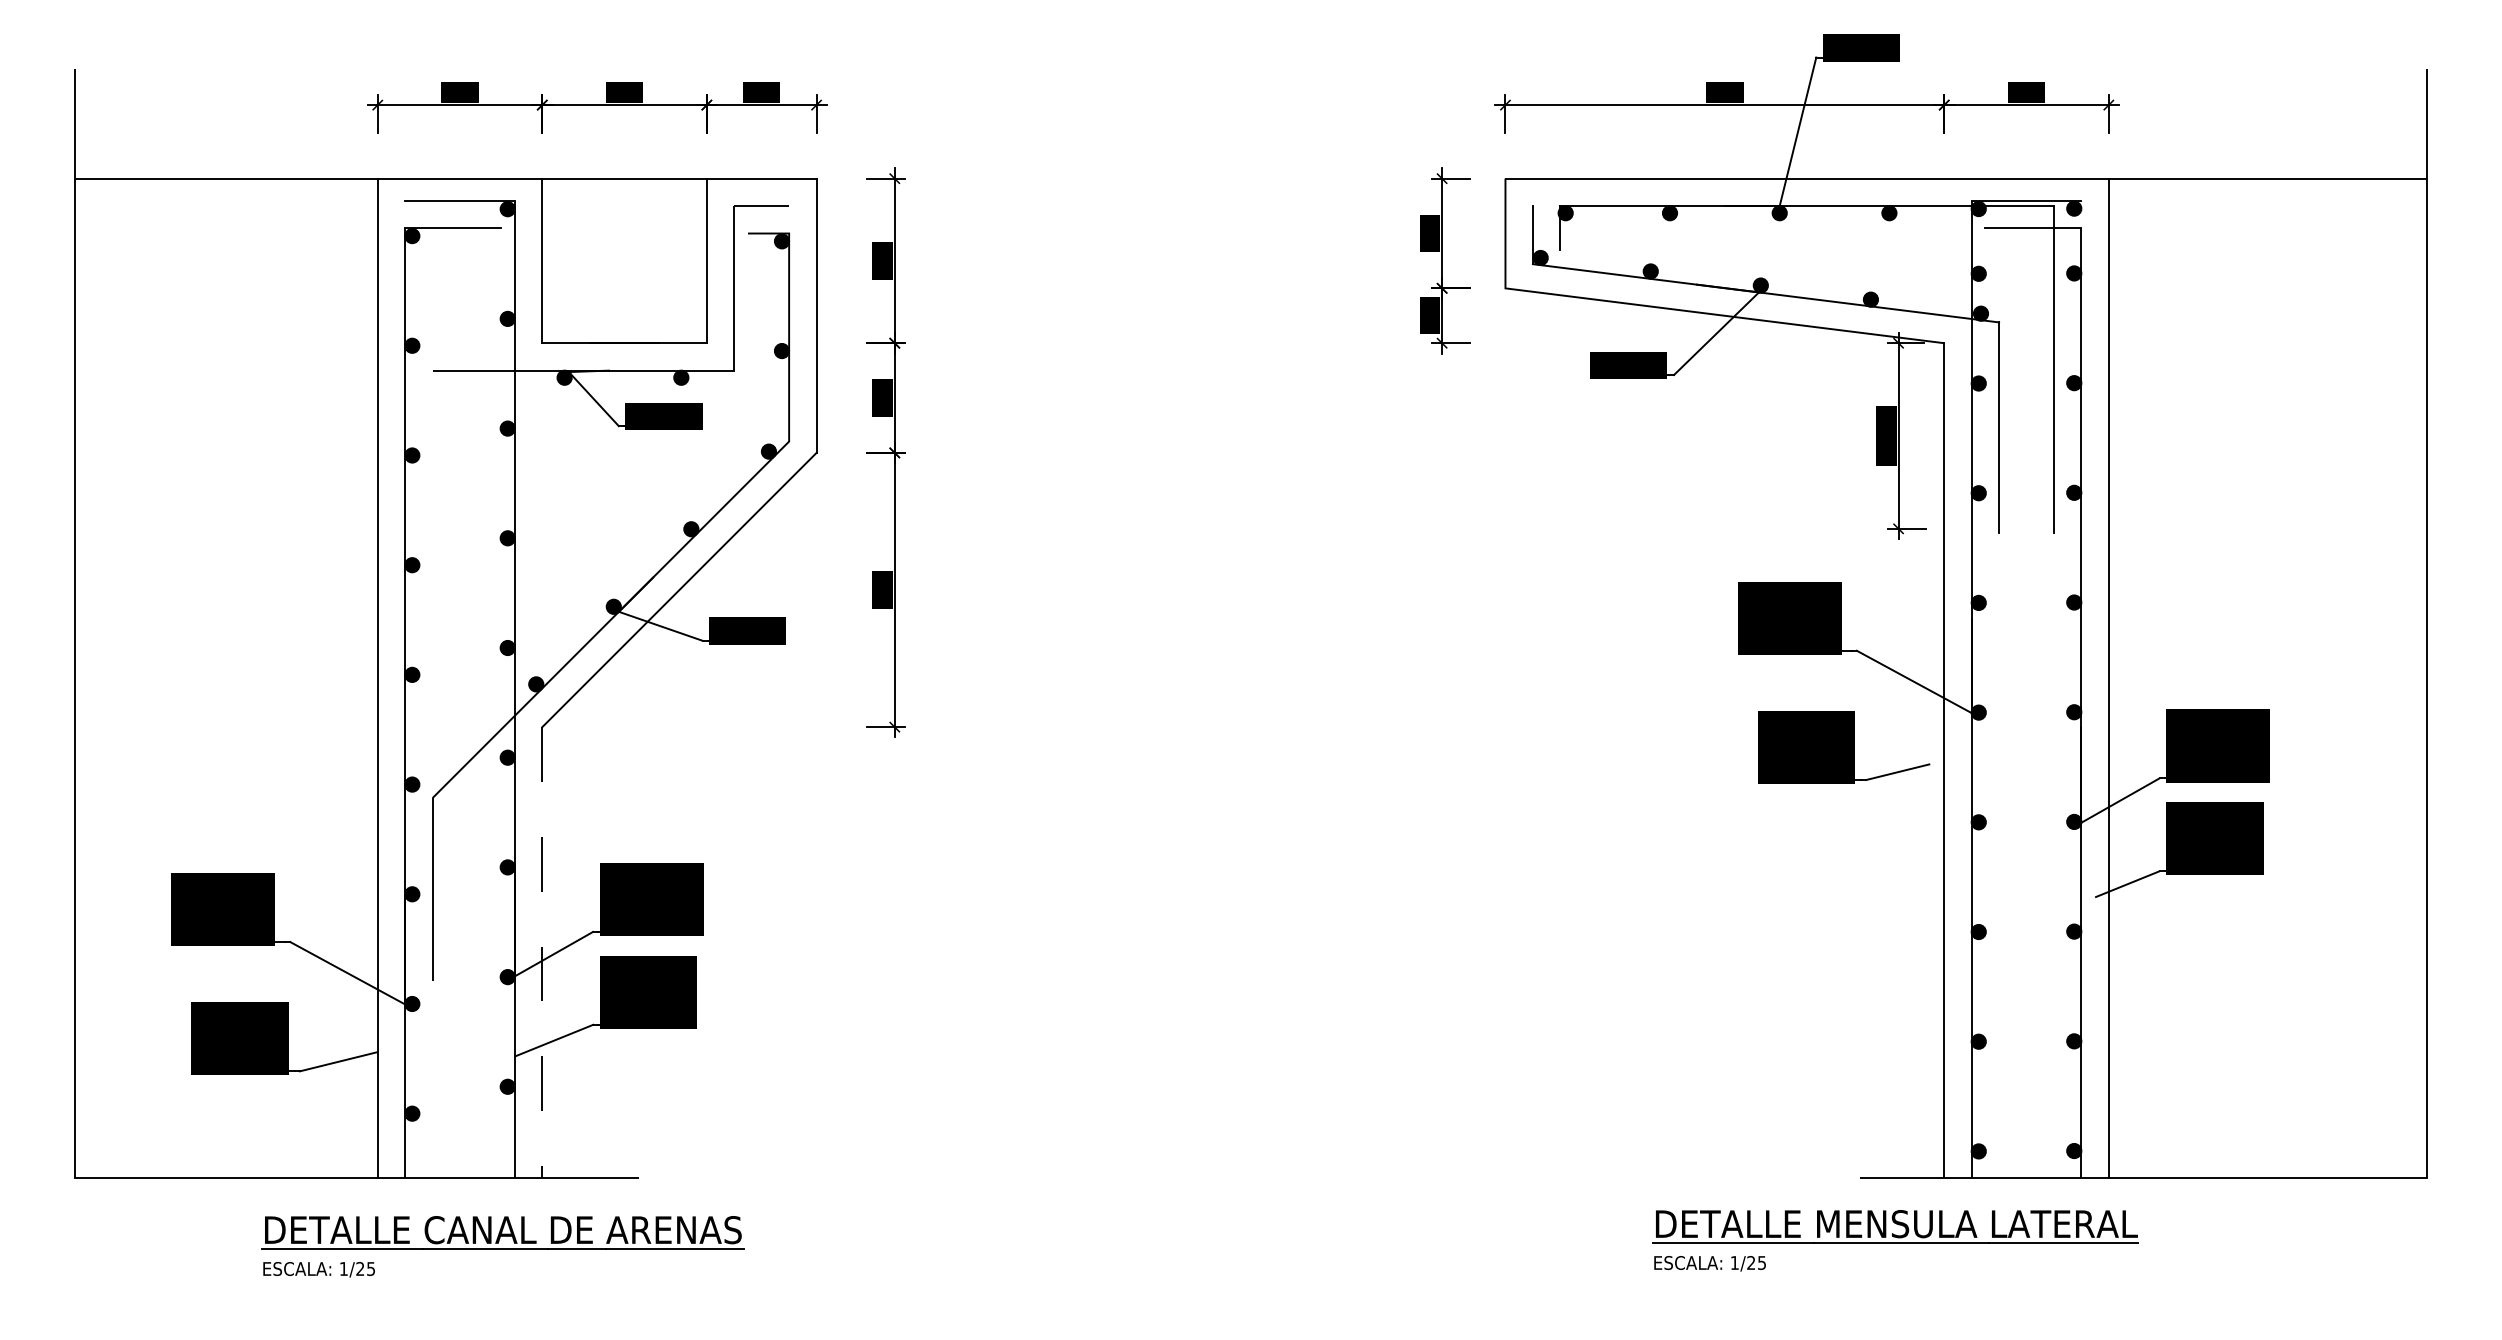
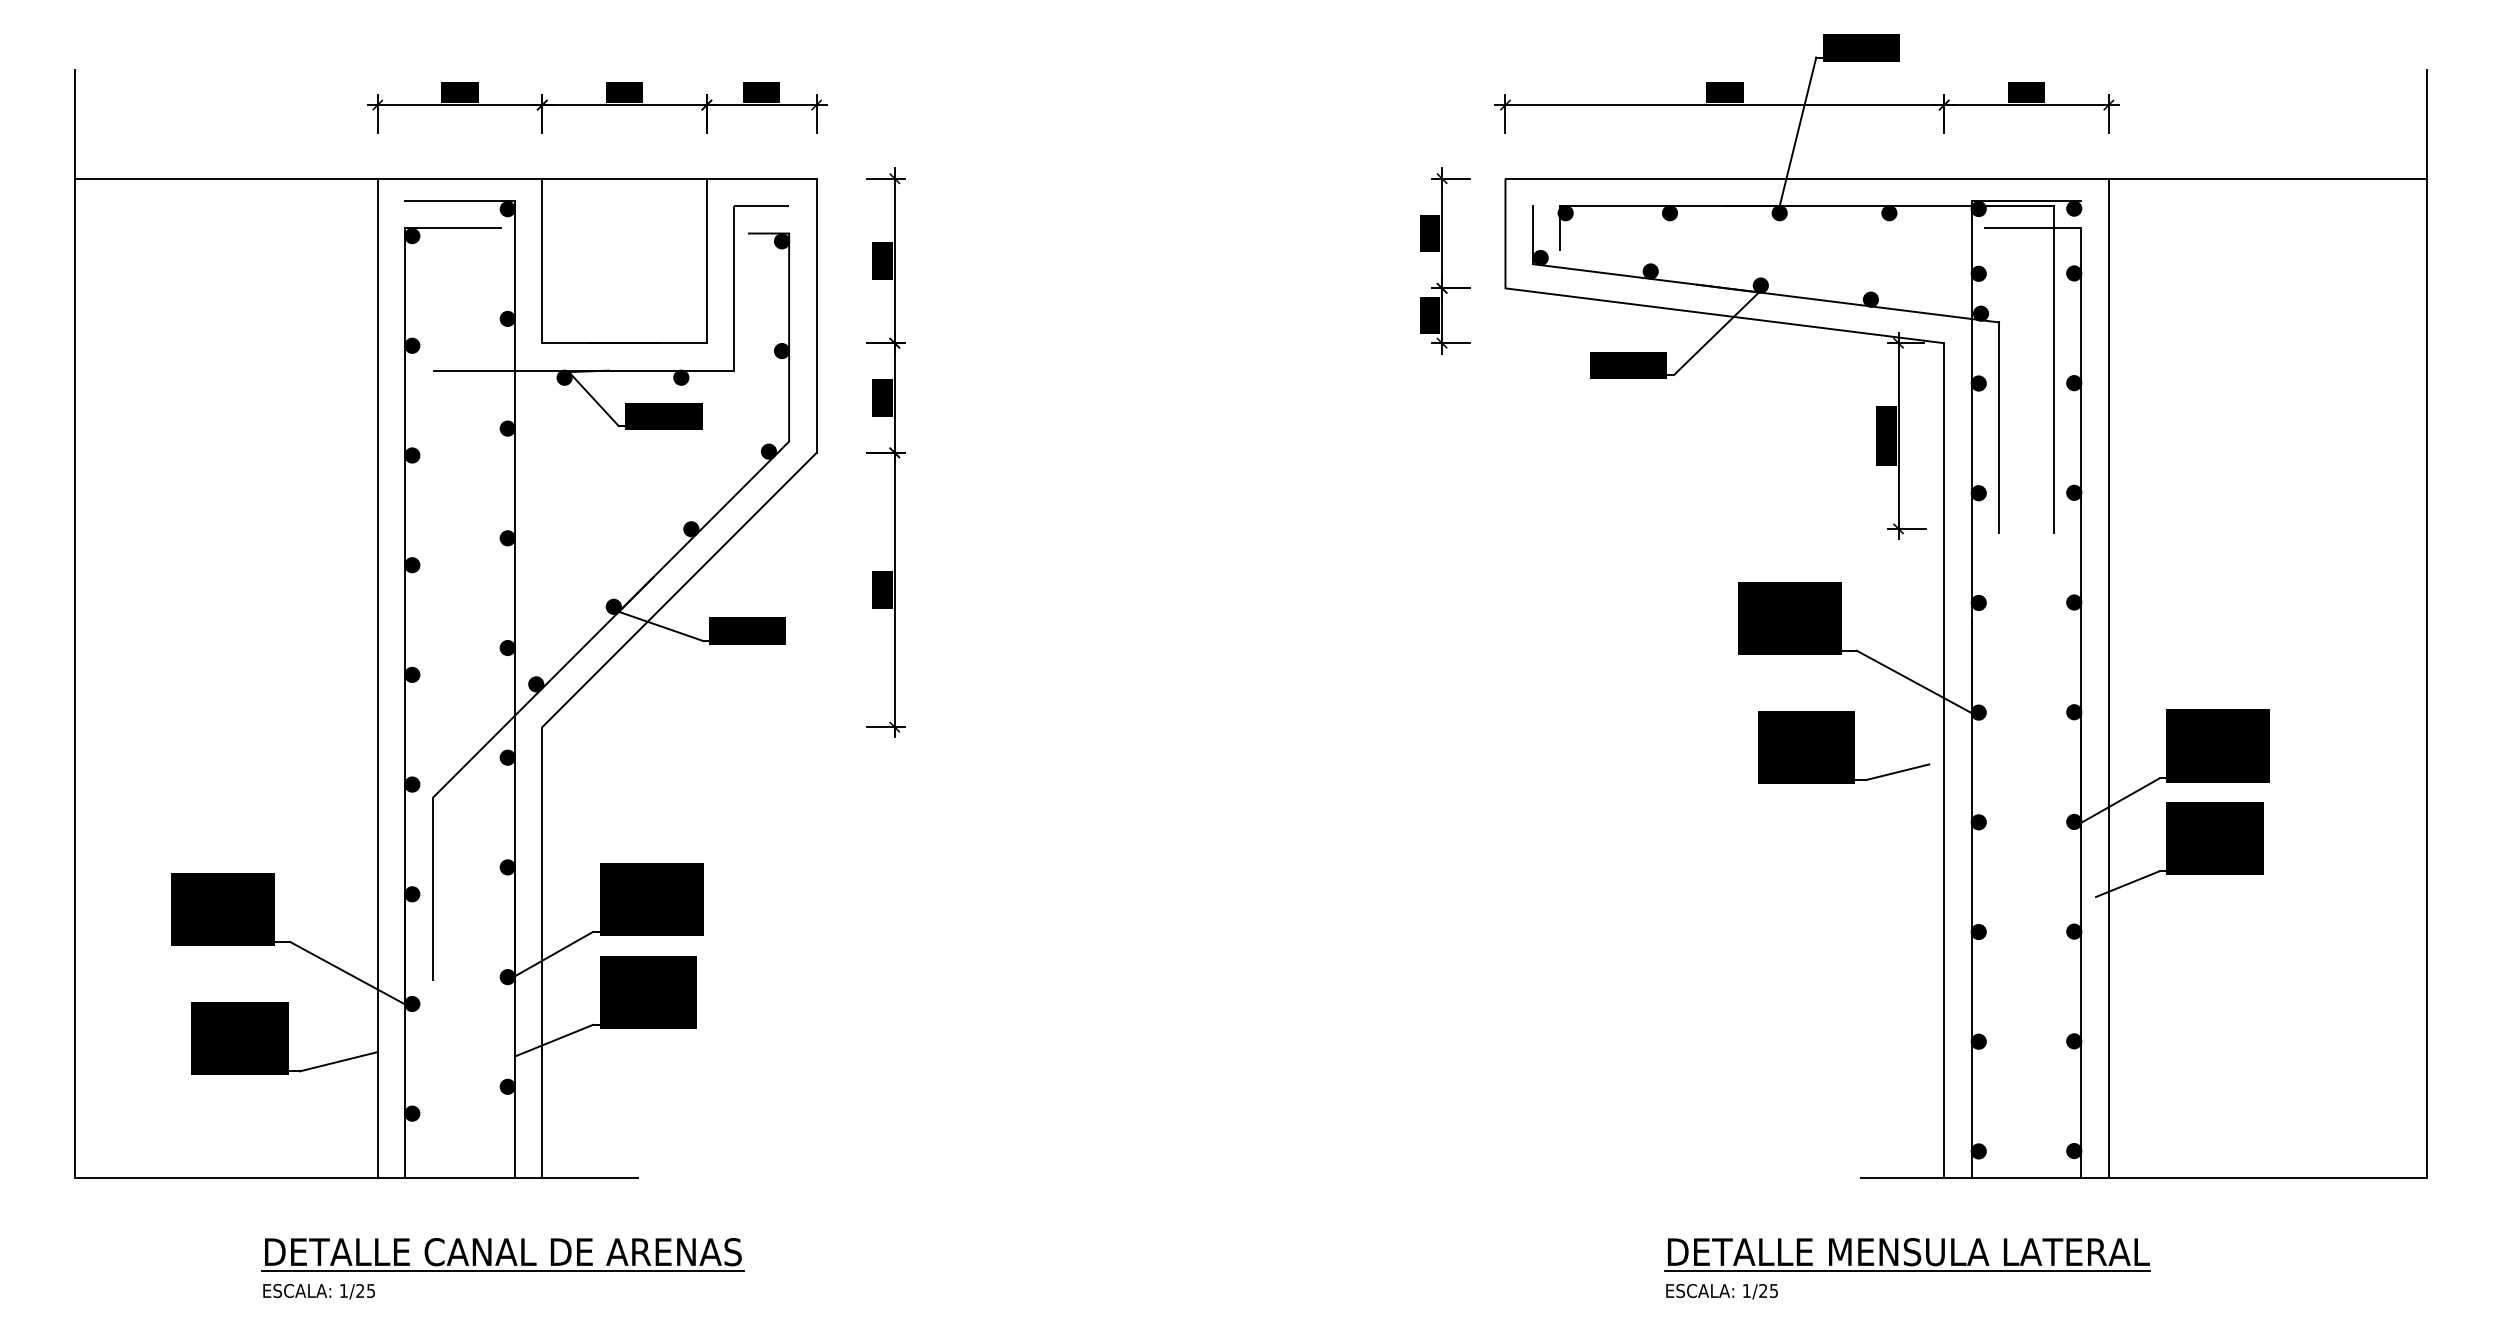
line: dashed -> solid (542, 952)
part position: (1895, 1240) -> (1907, 1268) (1907, 1268)
part position: (502, 1246) -> (502, 1268) (502, 1268)
